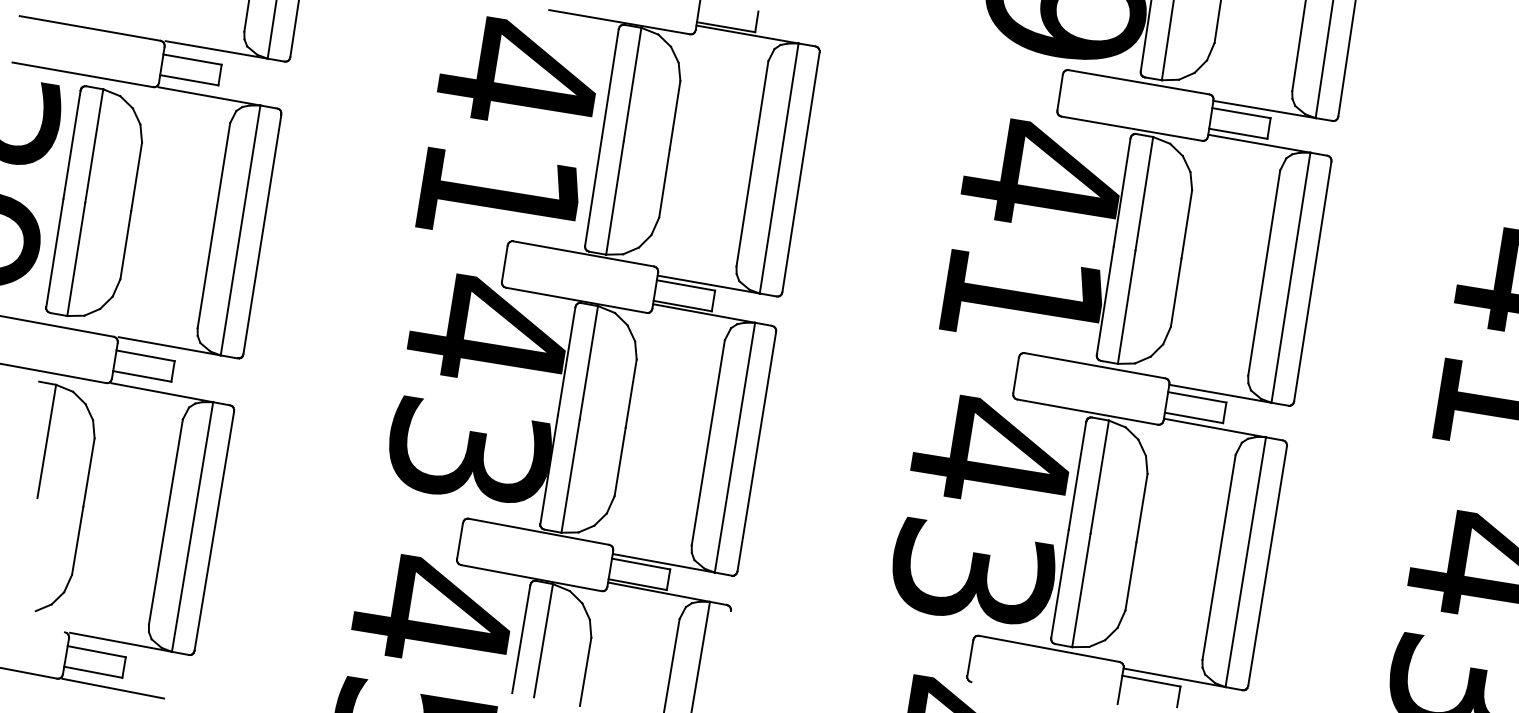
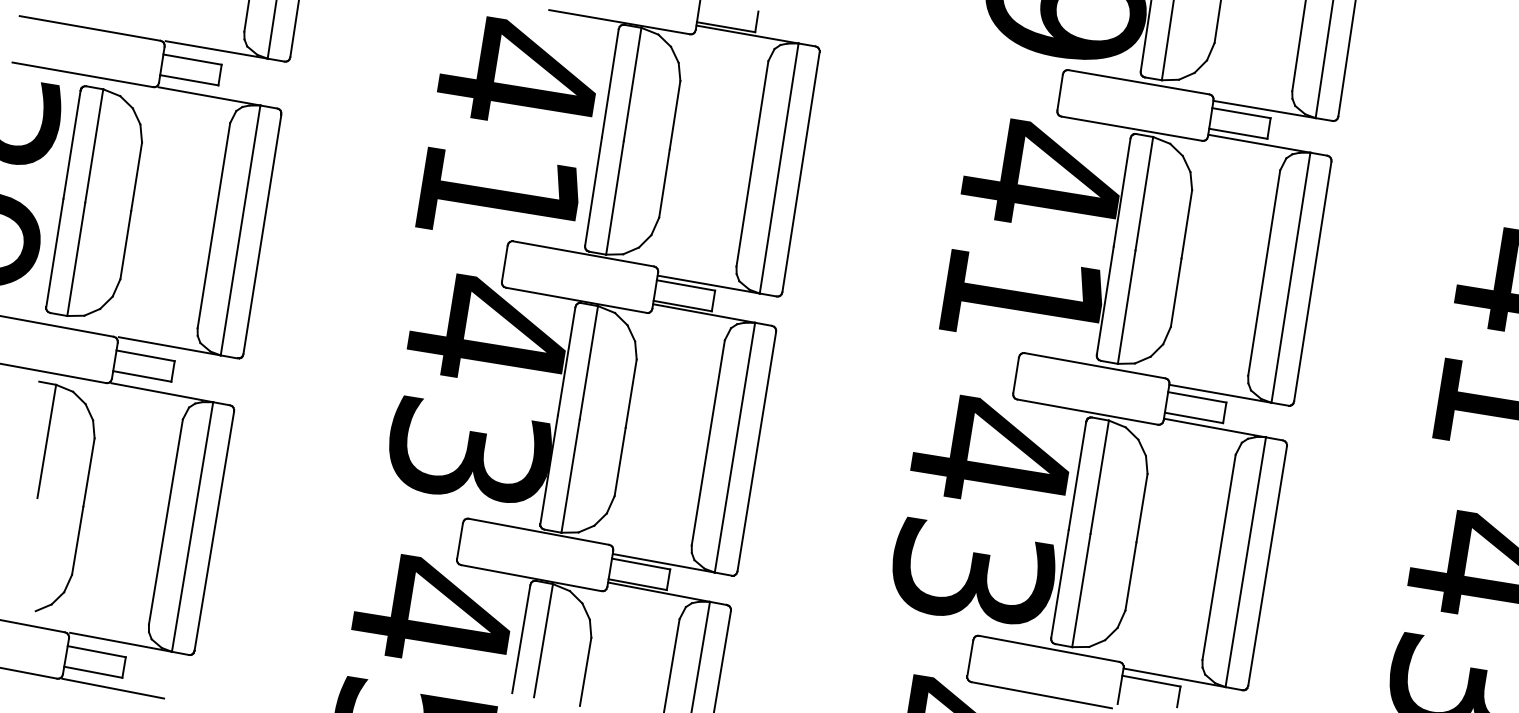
line: none -> present (33, 626)
line: none -> present (722, 660)
line: none -> present (1041, 695)
